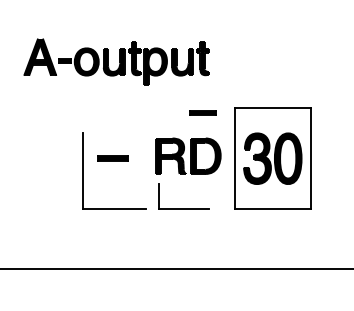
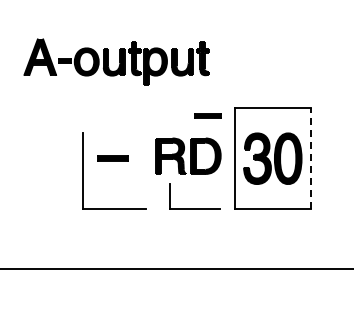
part position: (202, 112) -> (207, 115) (207, 115)
line: solid -> dashed (310, 158)
part position: (183, 208) -> (194, 208) (194, 208)
